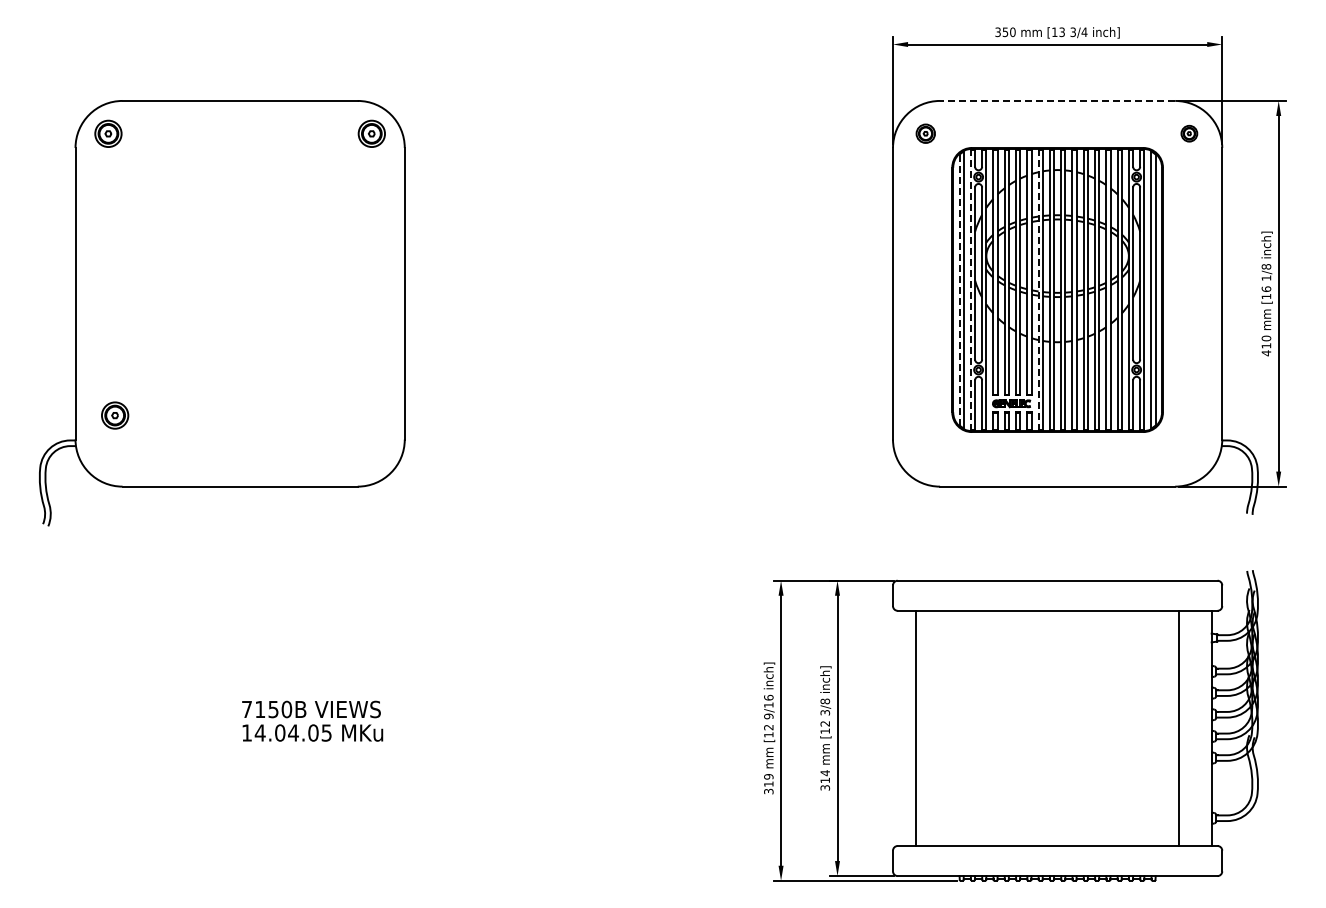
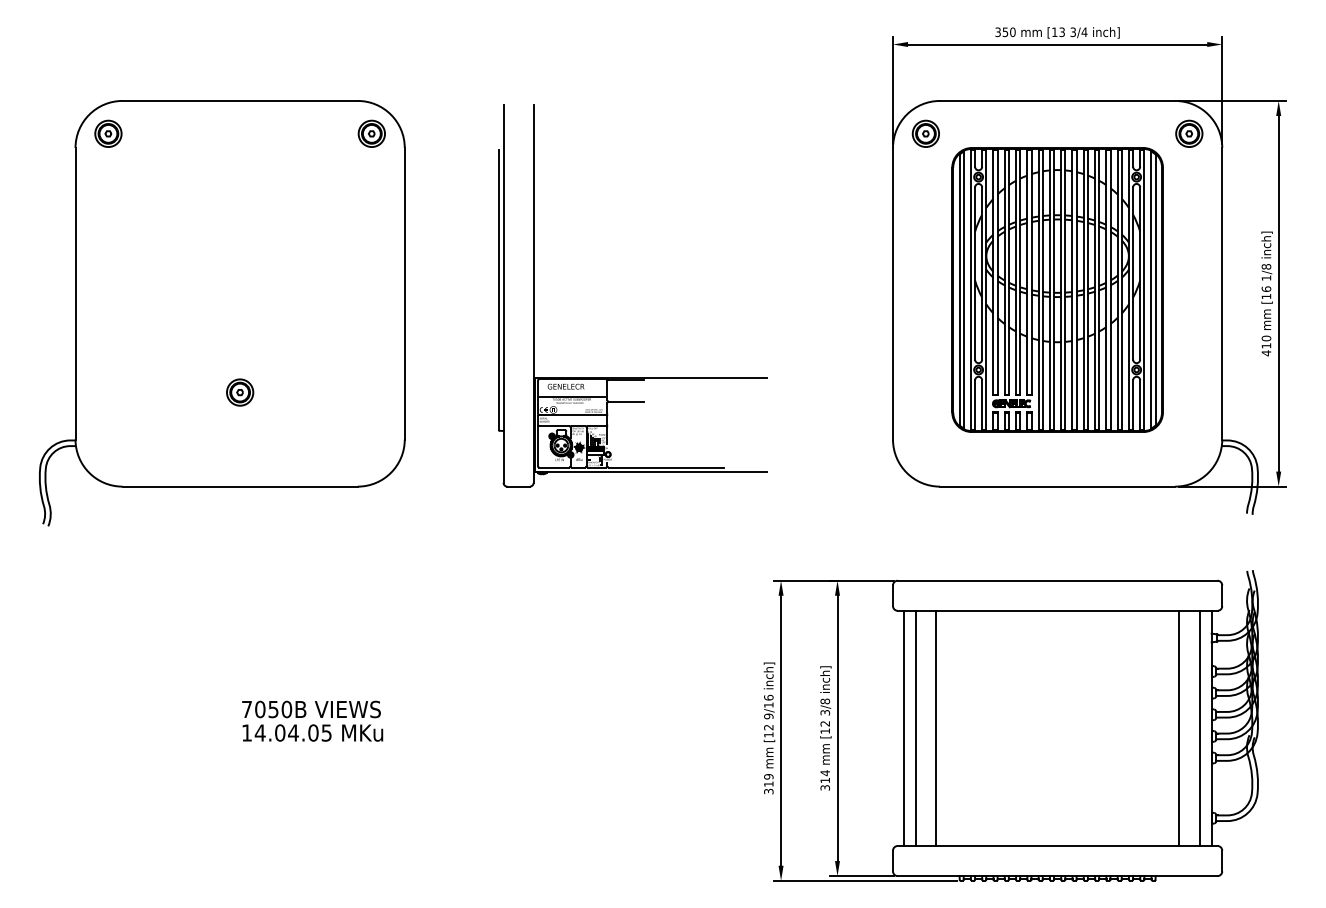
line: dashed -> solid (1057, 100)
part size: 21x21 px -> 29x29 px (925, 133)
part size: 19x19 px -> 29x29 px (1189, 133)
line: dashed -> solid (959, 289)
line: dashed -> solid (970, 289)
line: dashed -> solid (1038, 289)
part: none -> present (632, 377)
part position: (115, 415) -> (240, 392) (240, 392)
text: 7150B -> 7050B (260, 709)
line: none -> present (903, 728)
line: none -> present (936, 728)
line: none -> present (1199, 728)
